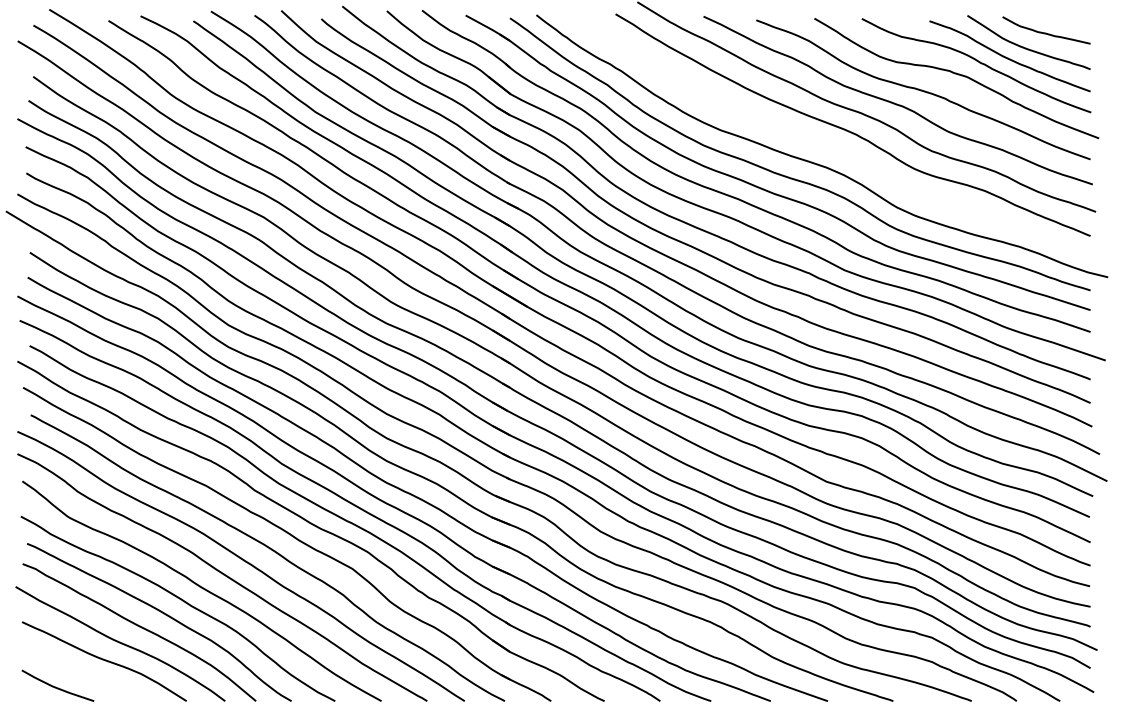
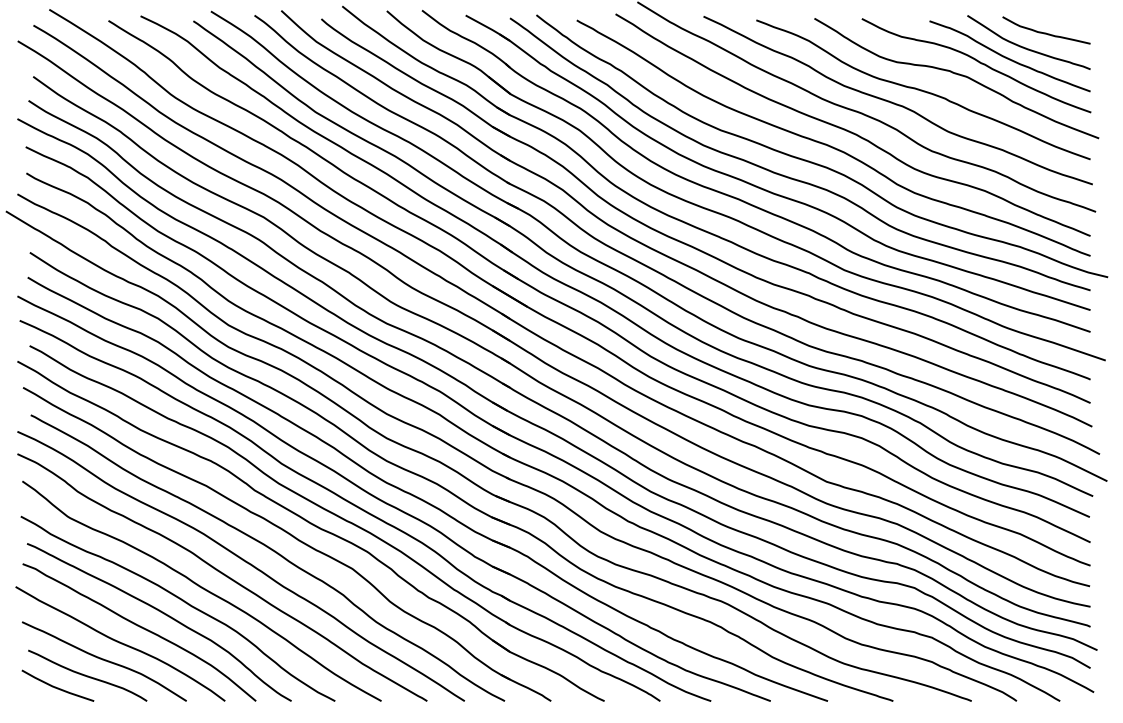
curve: none -> present (830, 145)
curve: none -> present (87, 675)
